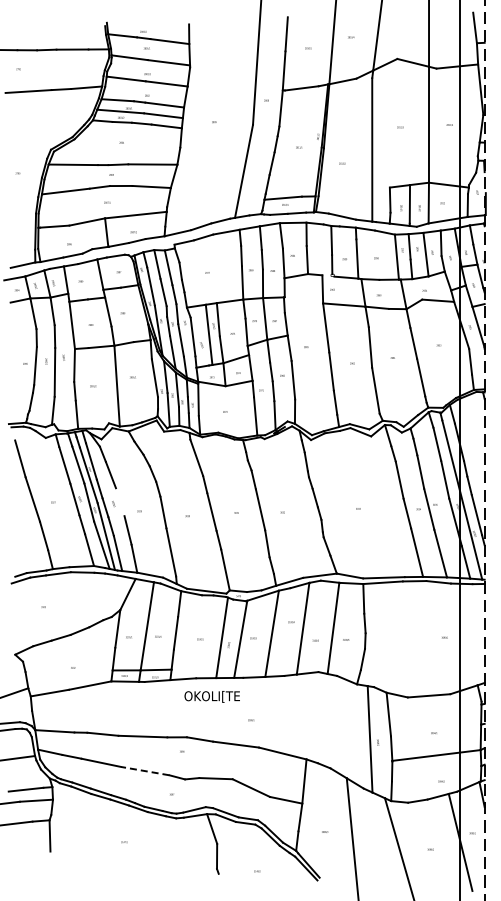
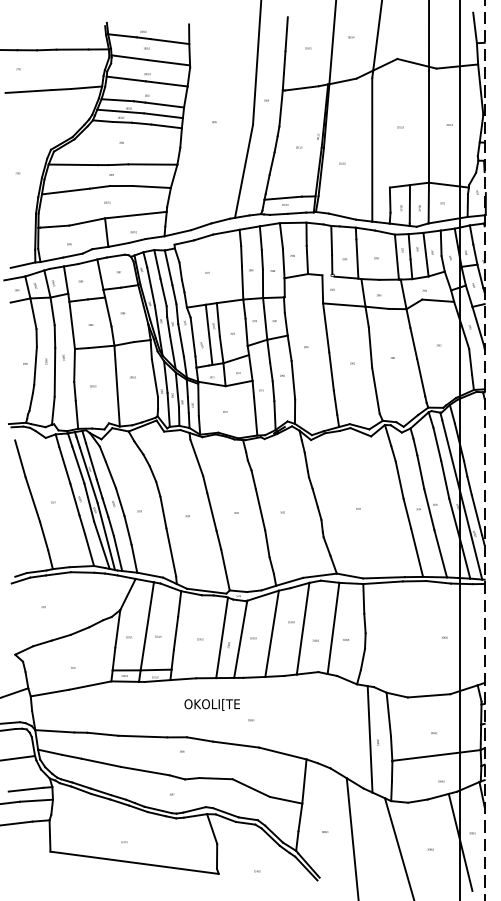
line: none -> present (120, 501)
text position: (211, 696) -> (211, 704) (211, 704)
line: dashed -> solid (144, 771)
line: none -> present (134, 862)
